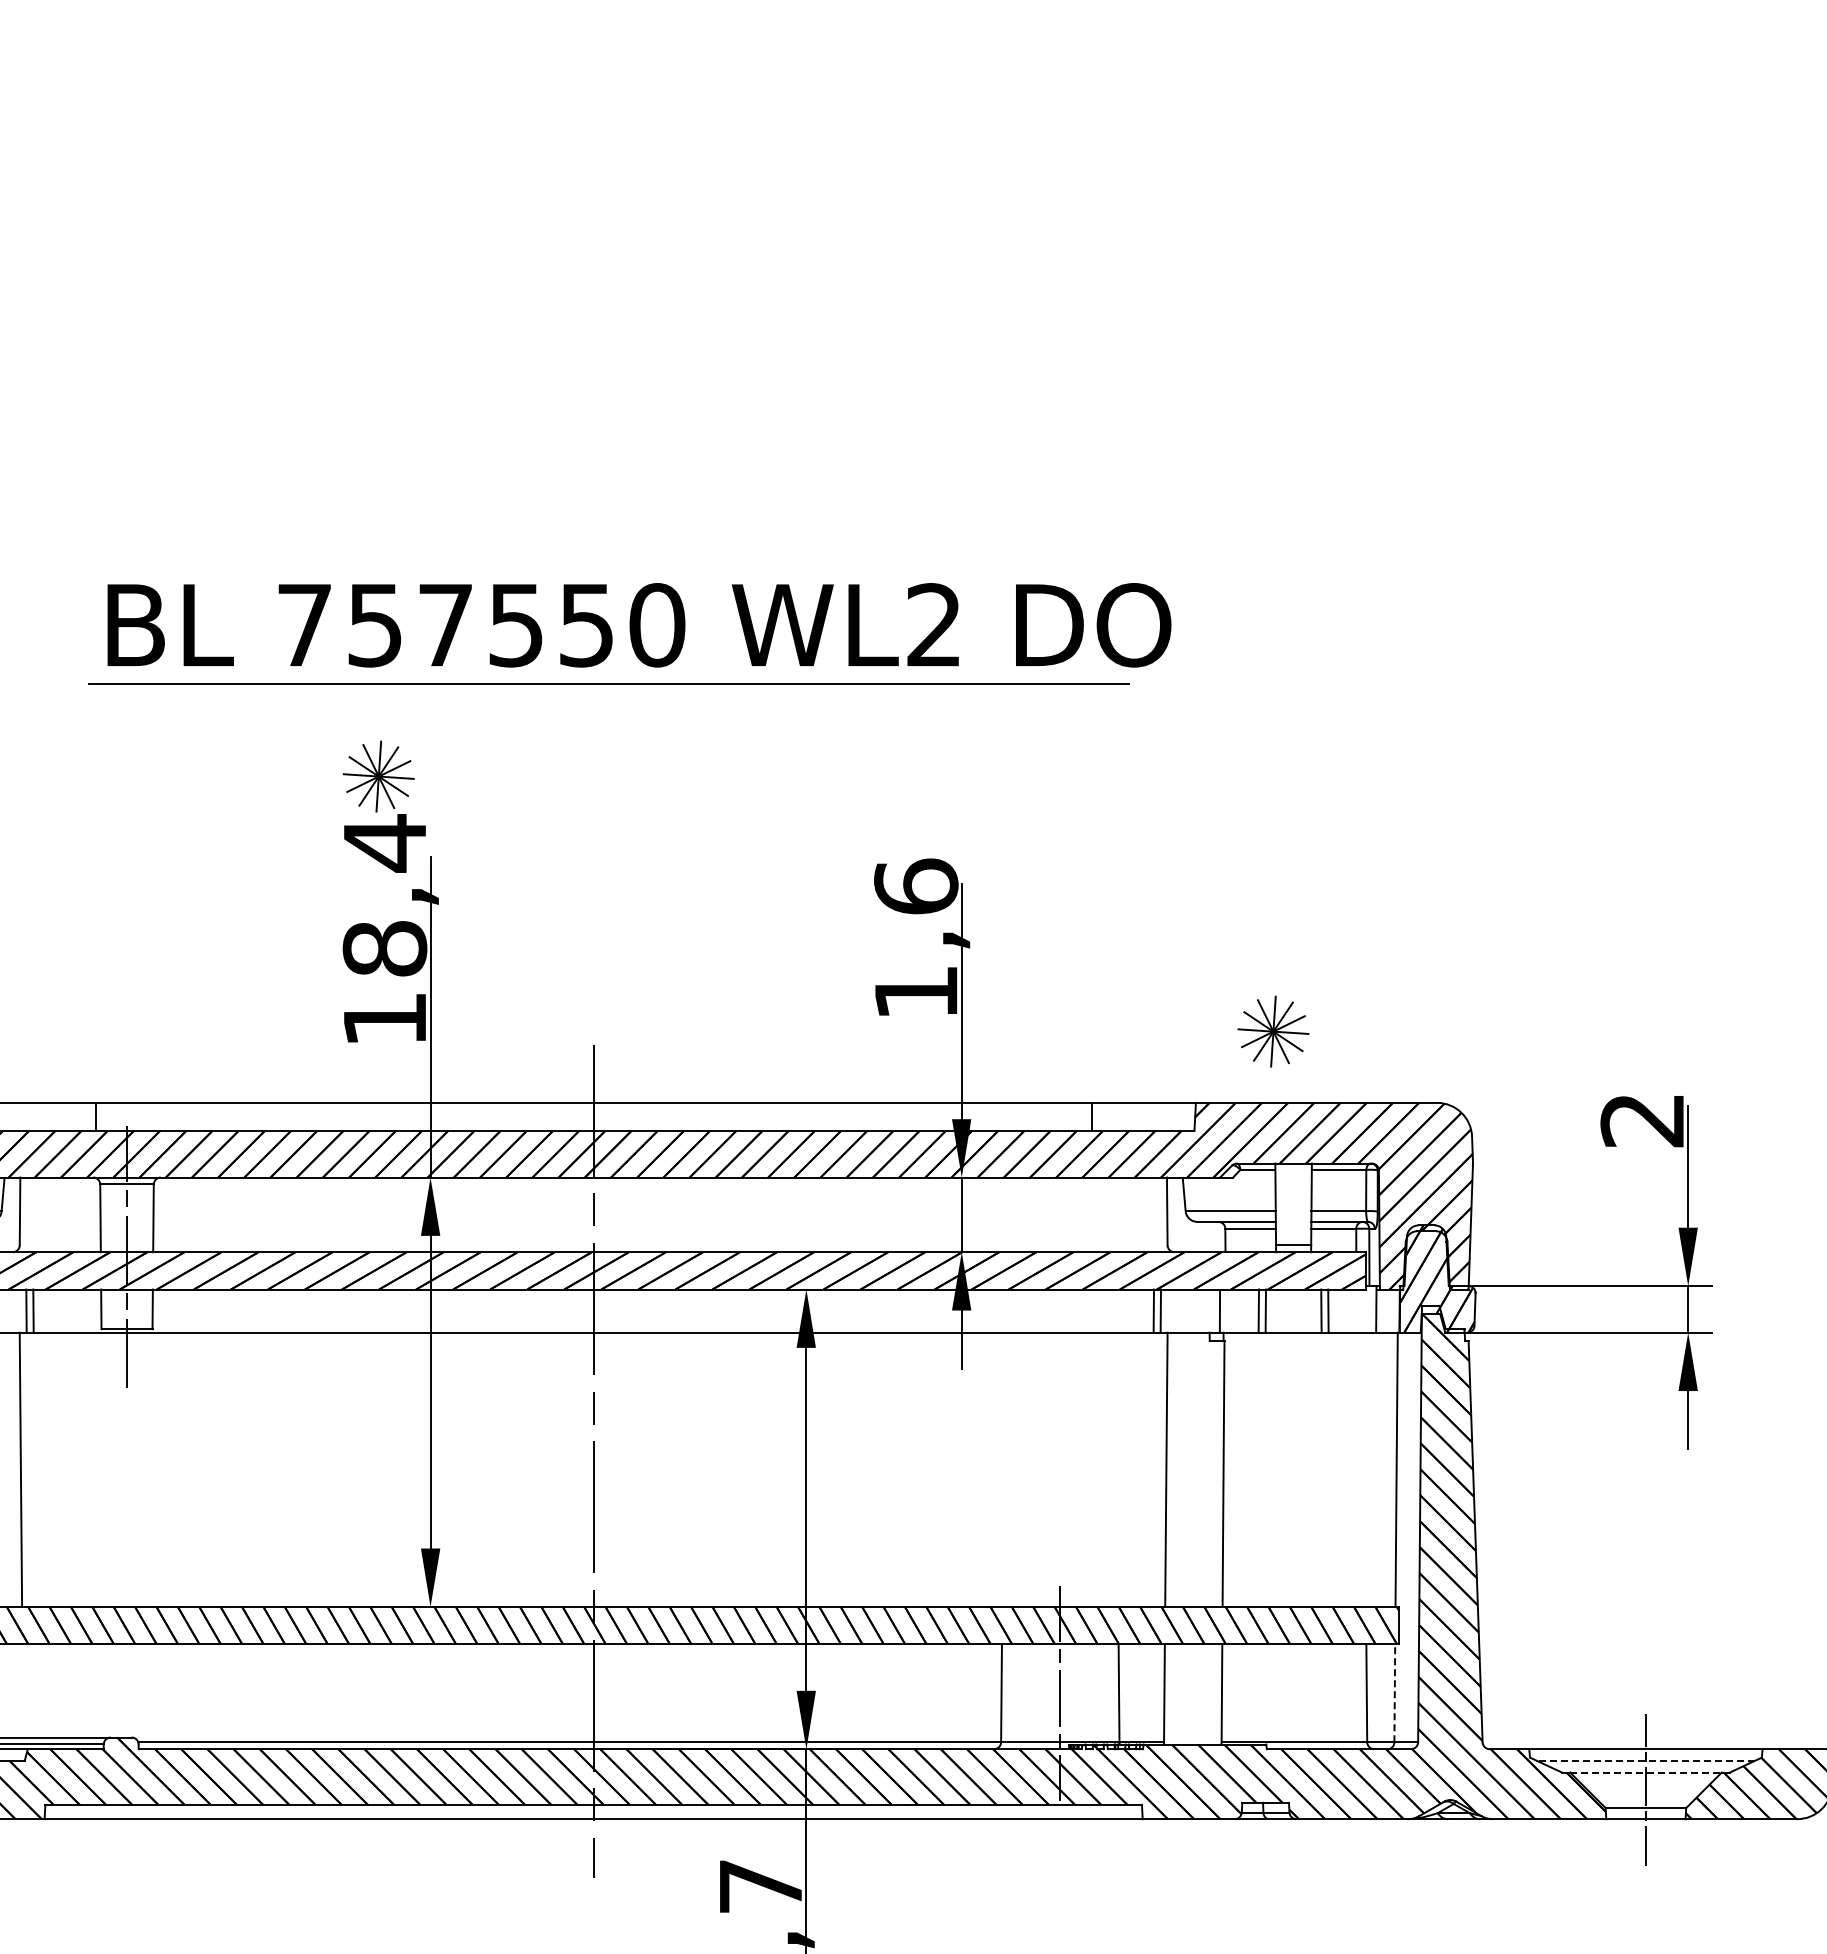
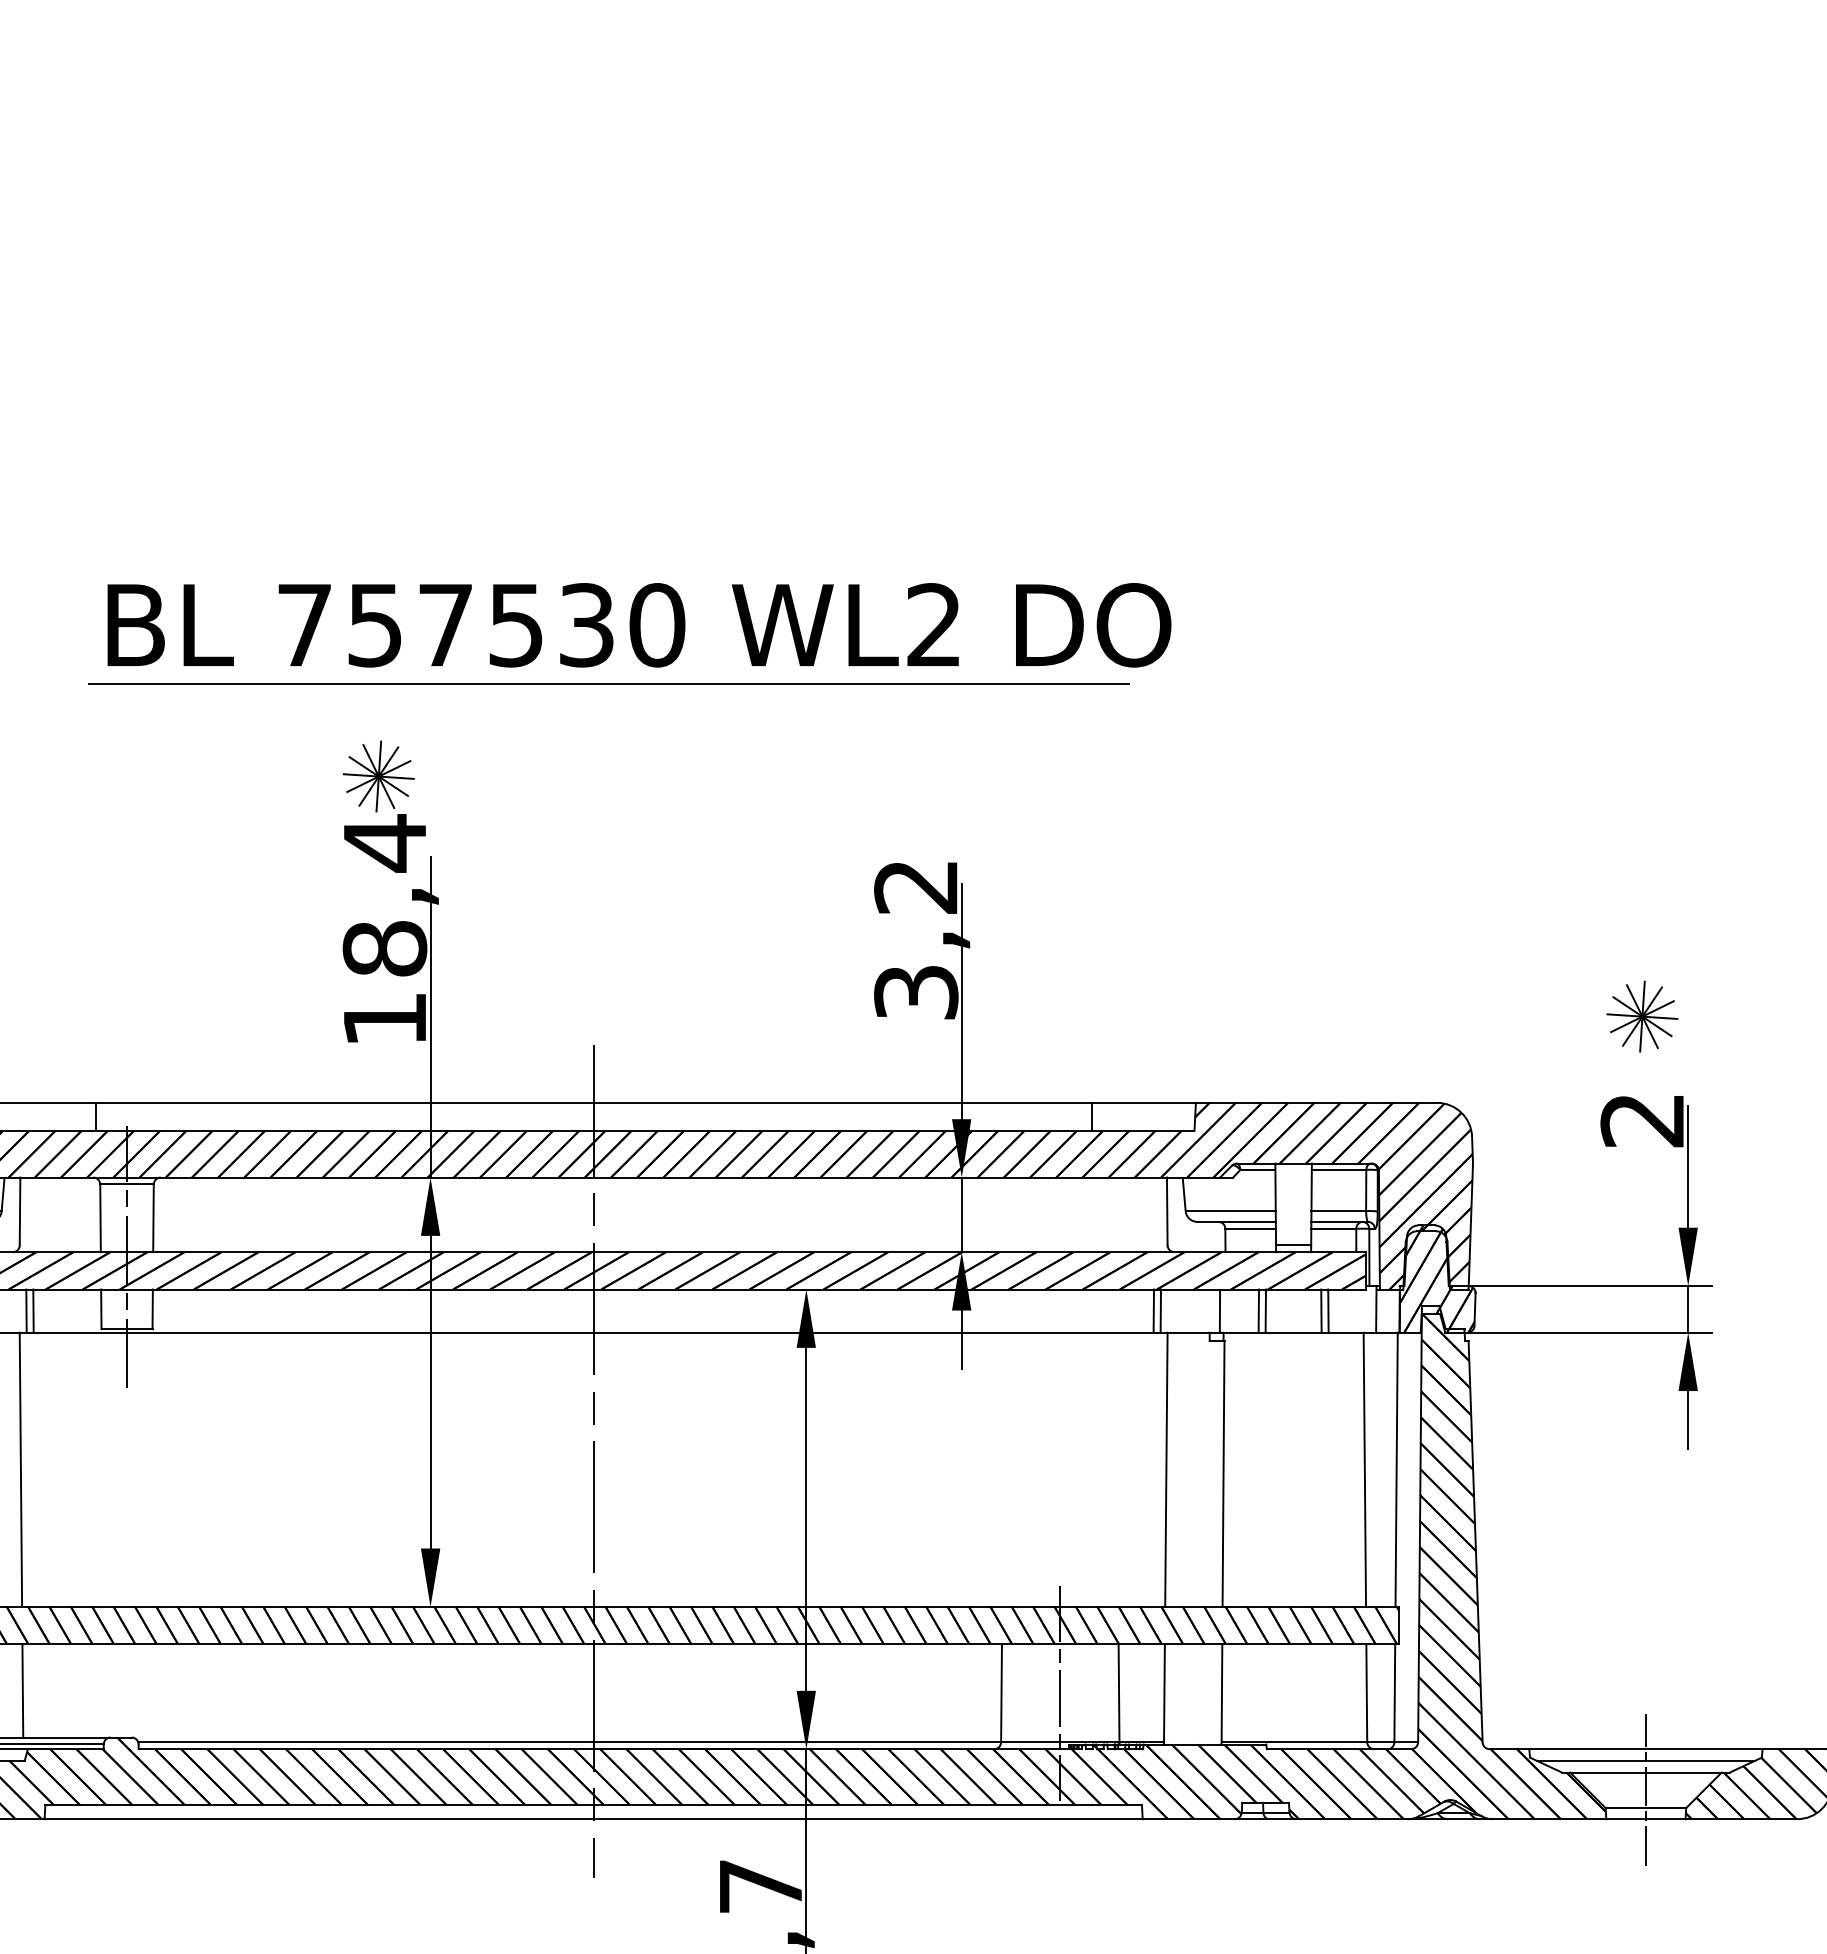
text: 757550 -> 757530 (586, 625)
text: 1,6 -> 3,2 (916, 938)
part position: (1273, 1031) -> (1642, 1016) (1642, 1016)
line: none -> present (1364, 1469)
line: none -> present (22, 1690)
line: dashed -> solid (1394, 1692)
line: dashed -> solid (1645, 1760)
line: dashed -> solid (1645, 1772)
